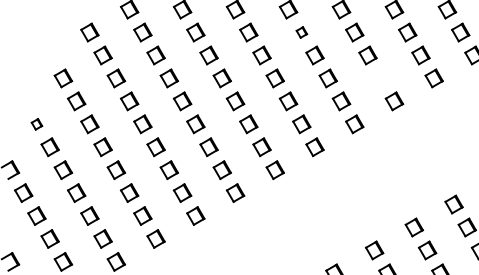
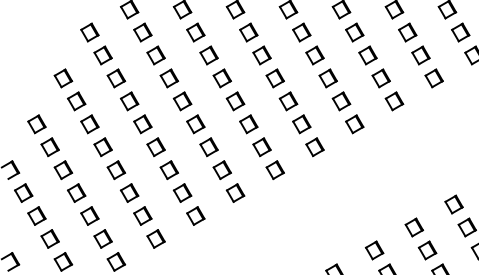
part size: 14x13 px -> 20x21 px (301, 32)
part: none -> present (380, 78)
part size: 14x13 px -> 20x21 px (36, 124)
